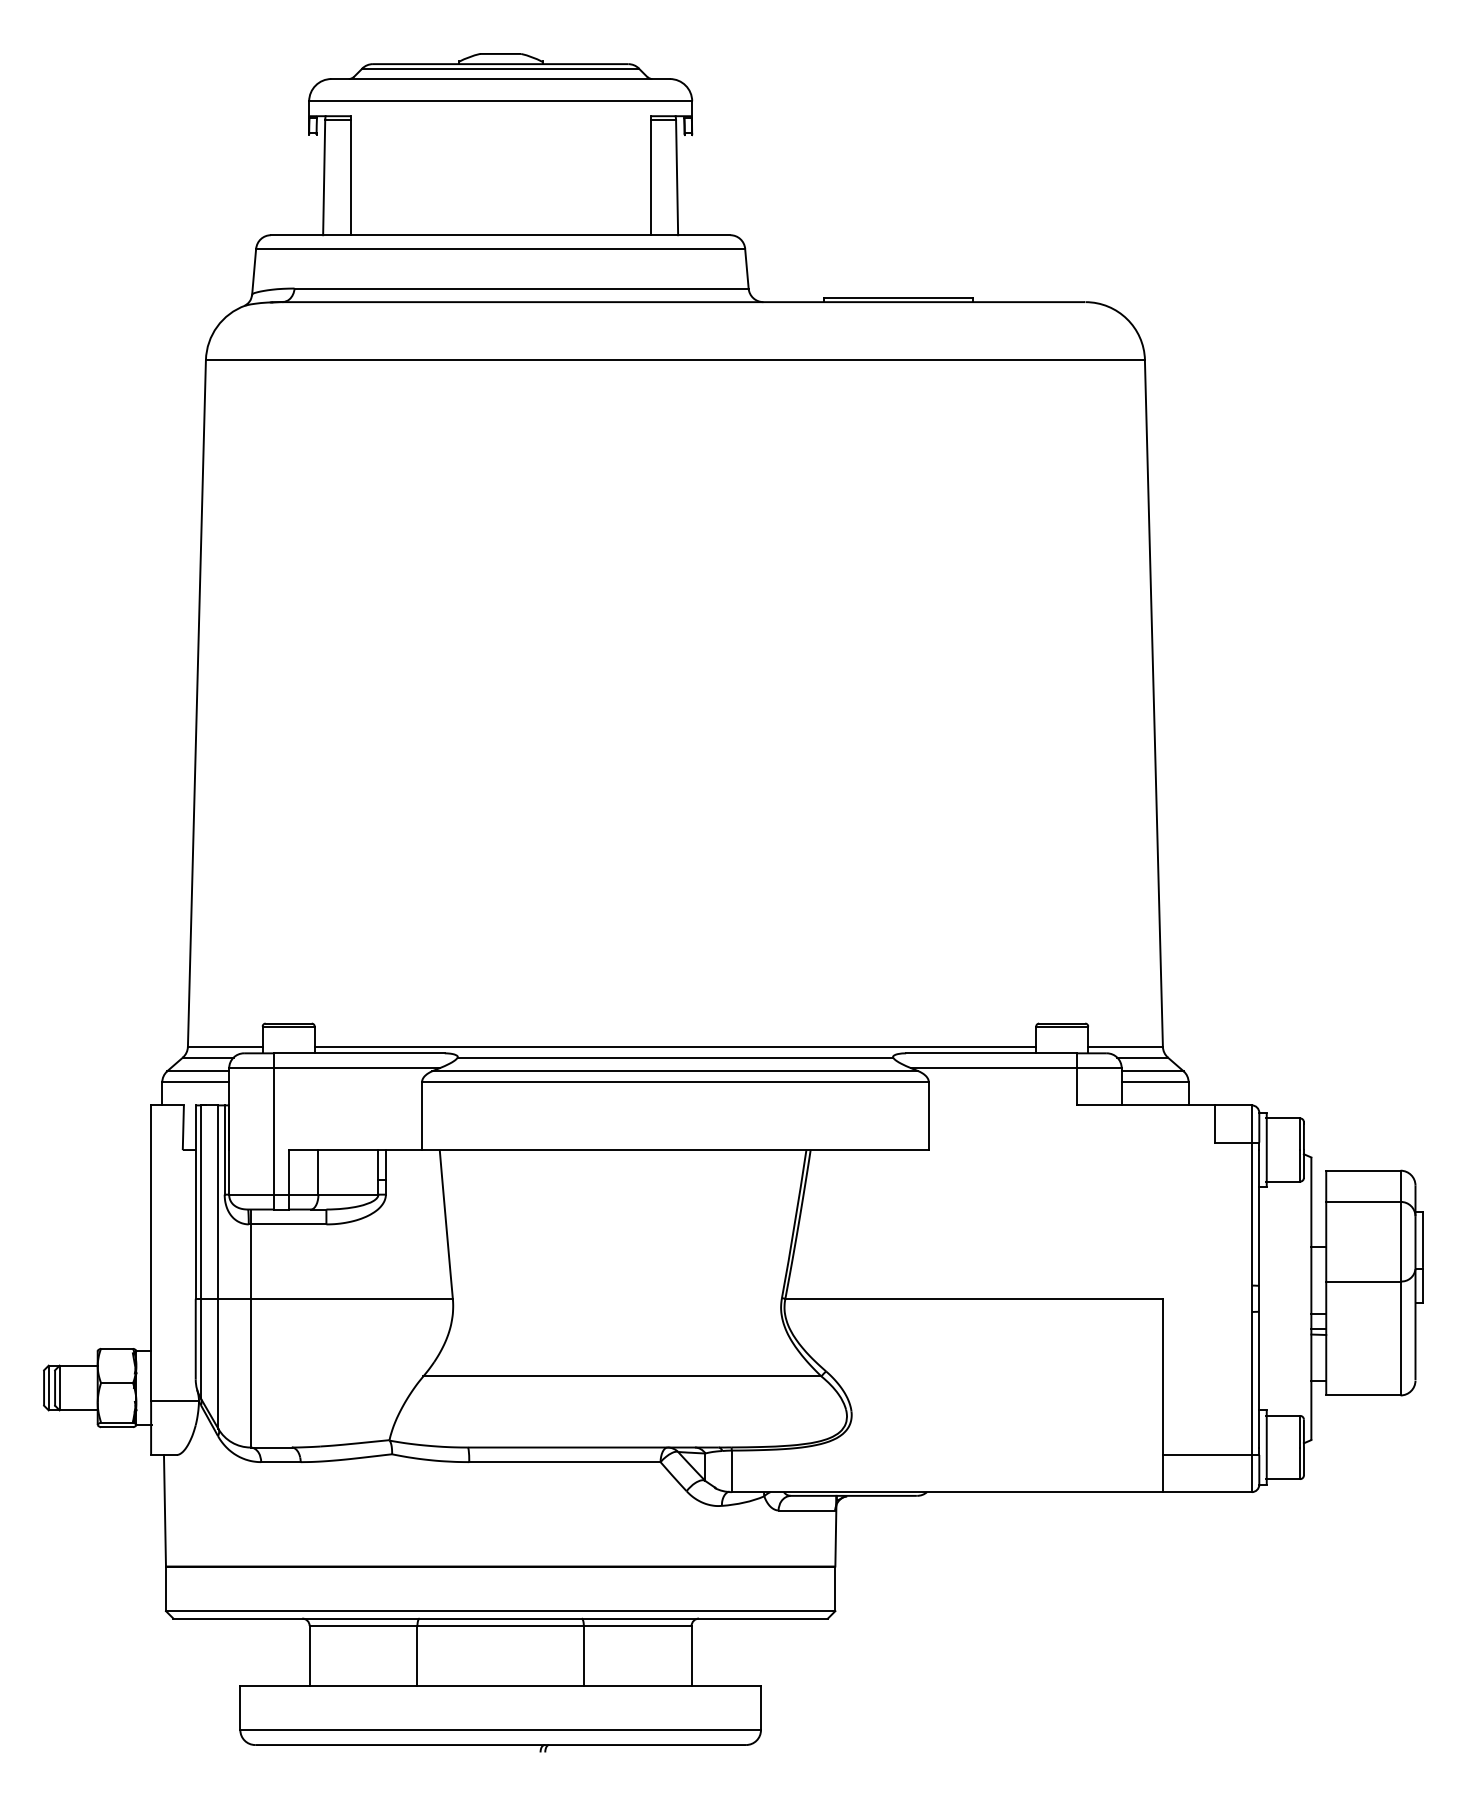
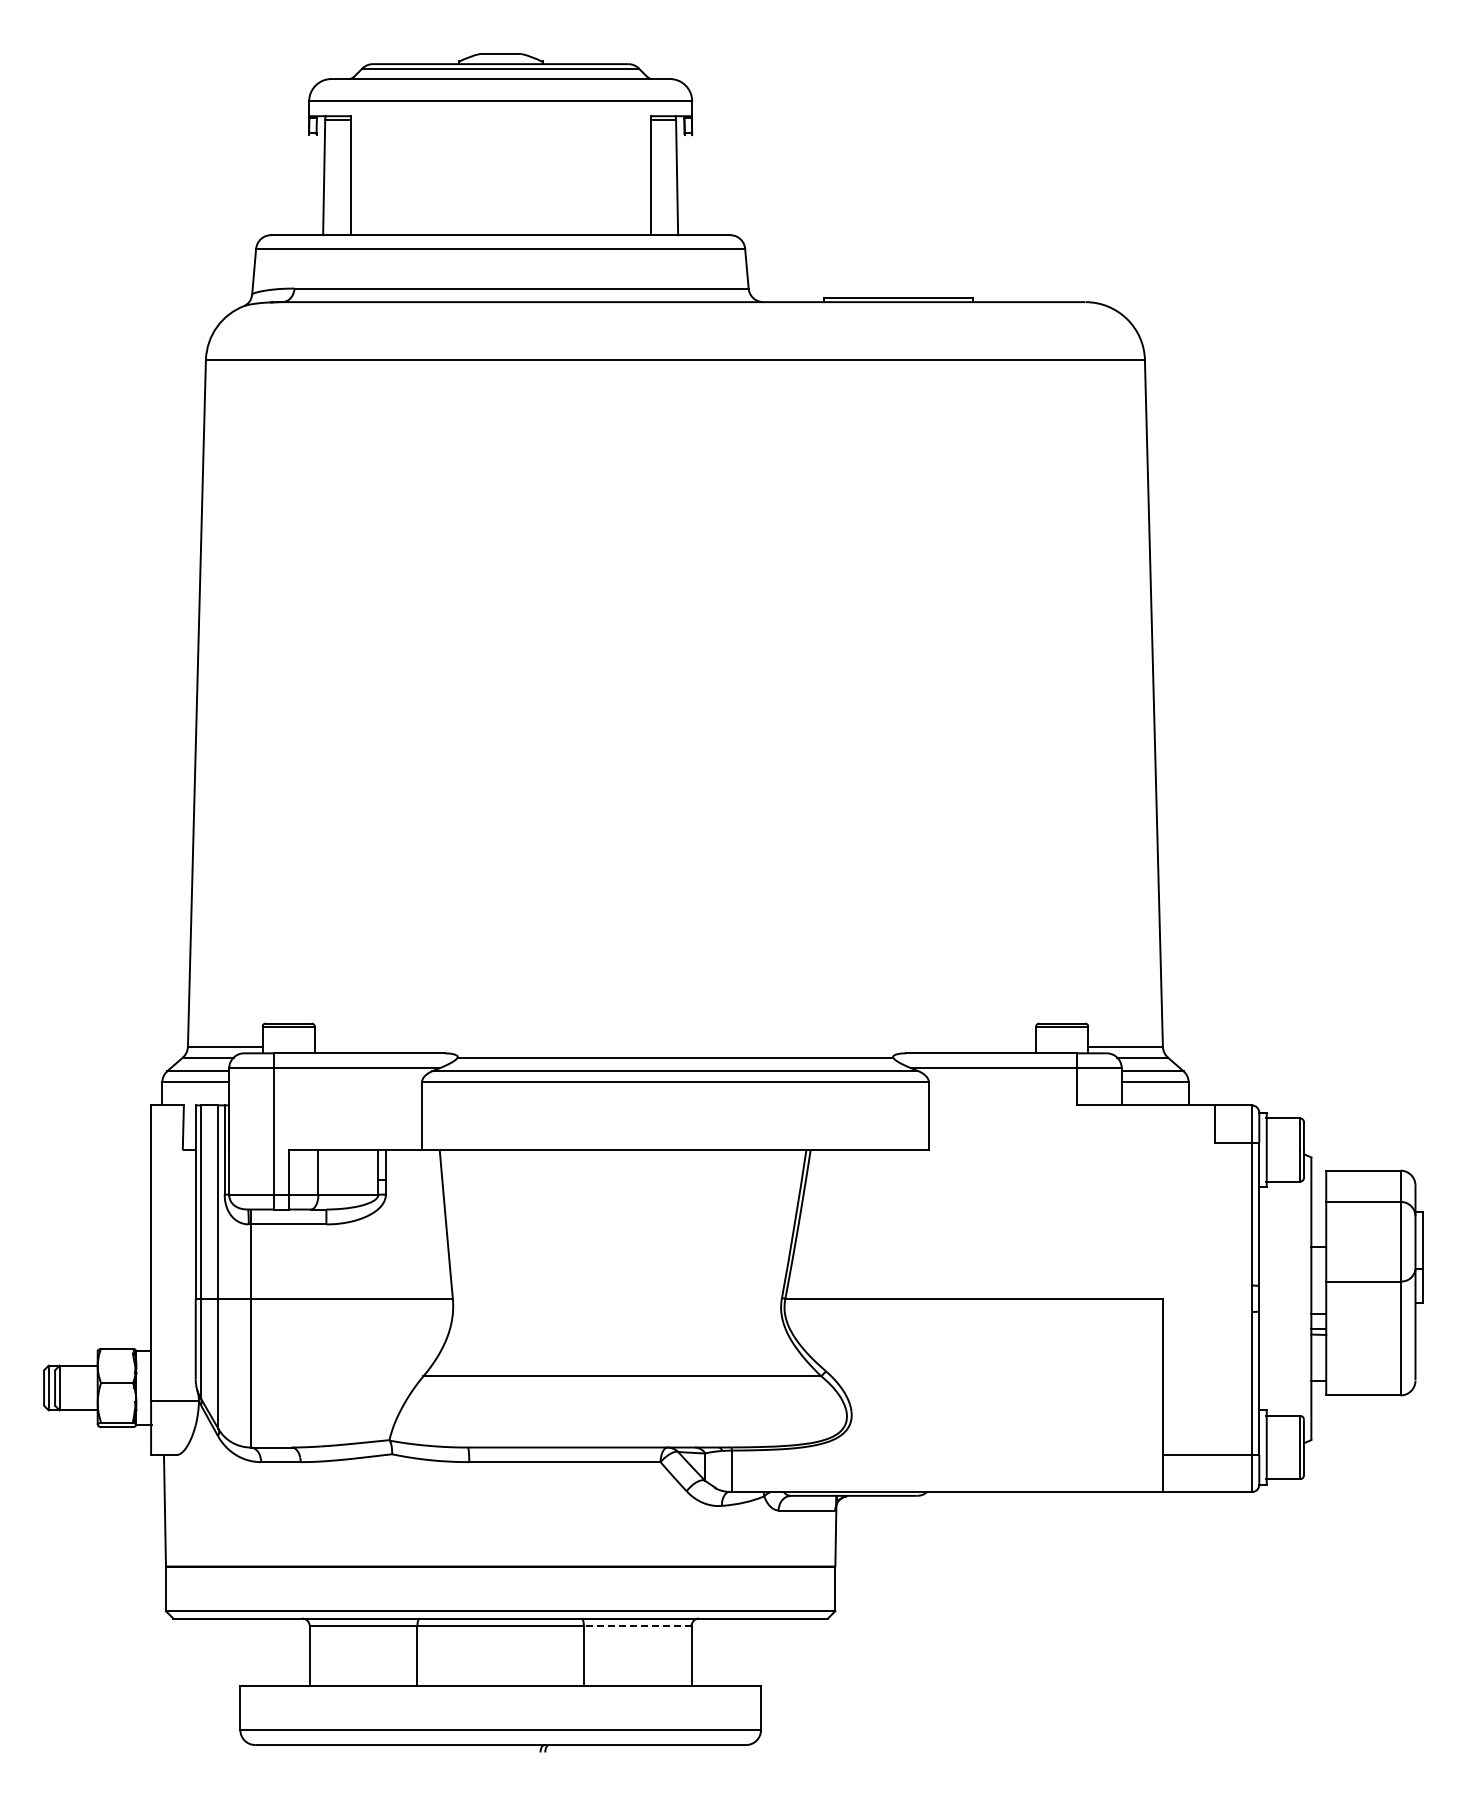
line: present -> none (675, 1046)
line: solid -> dashed (637, 1626)
